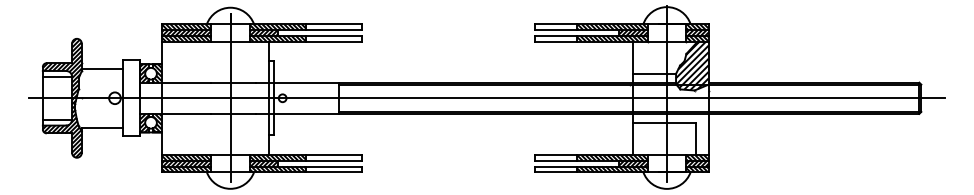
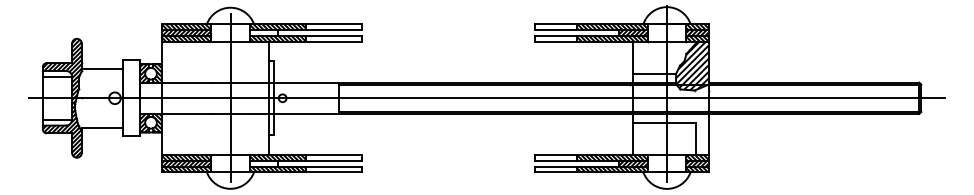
hatch: present -> none (263, 32)
hatch: present -> none (263, 163)
